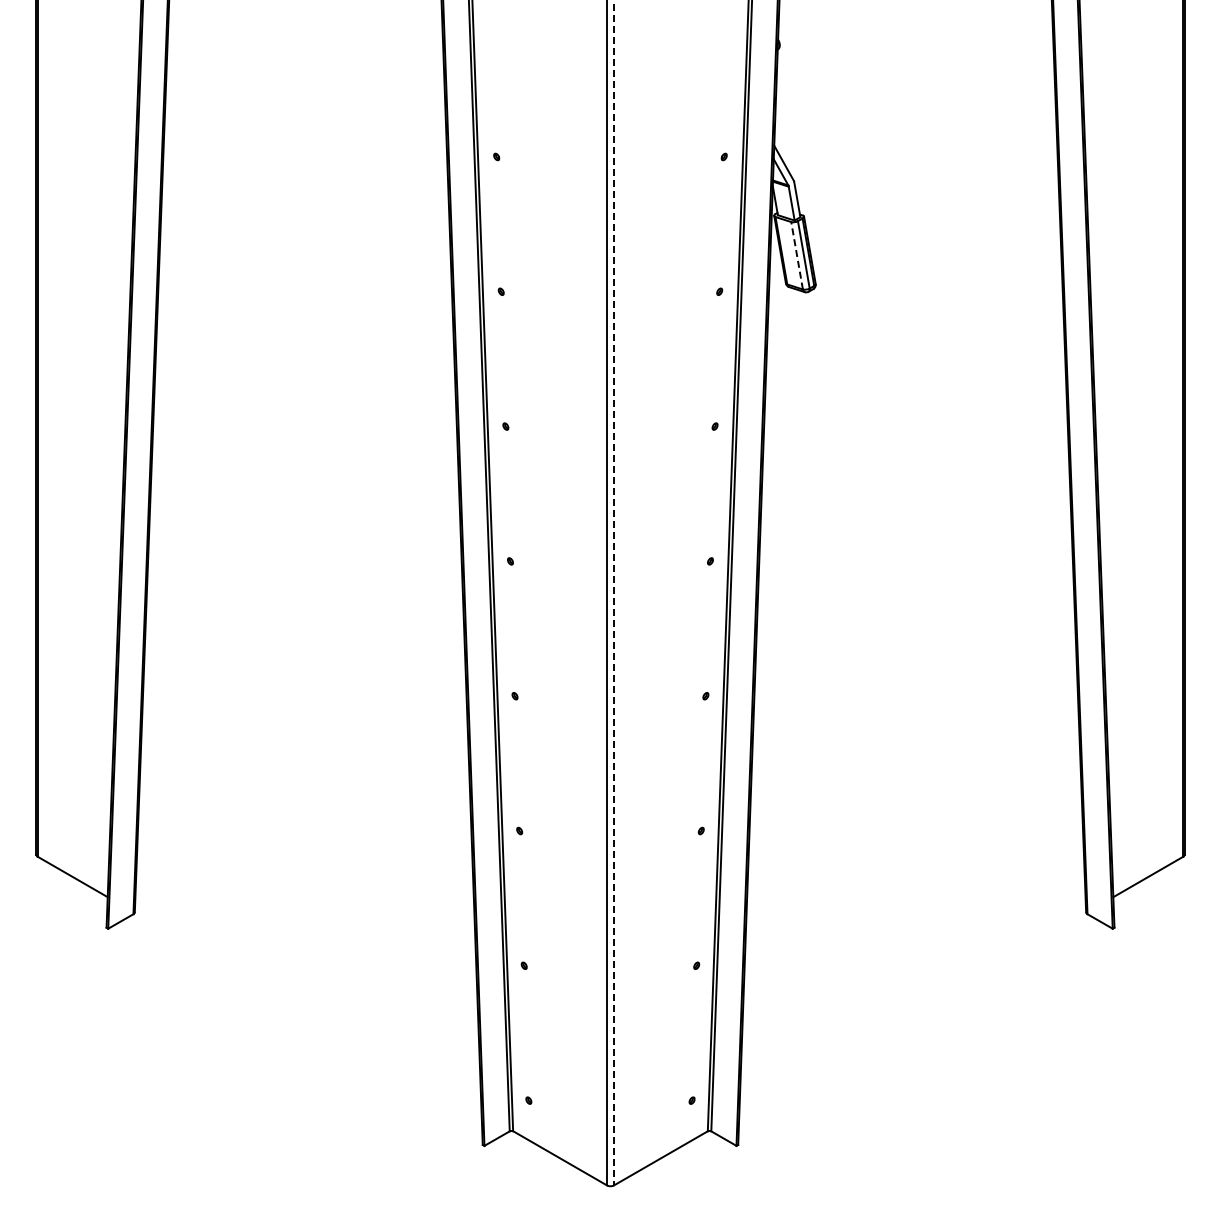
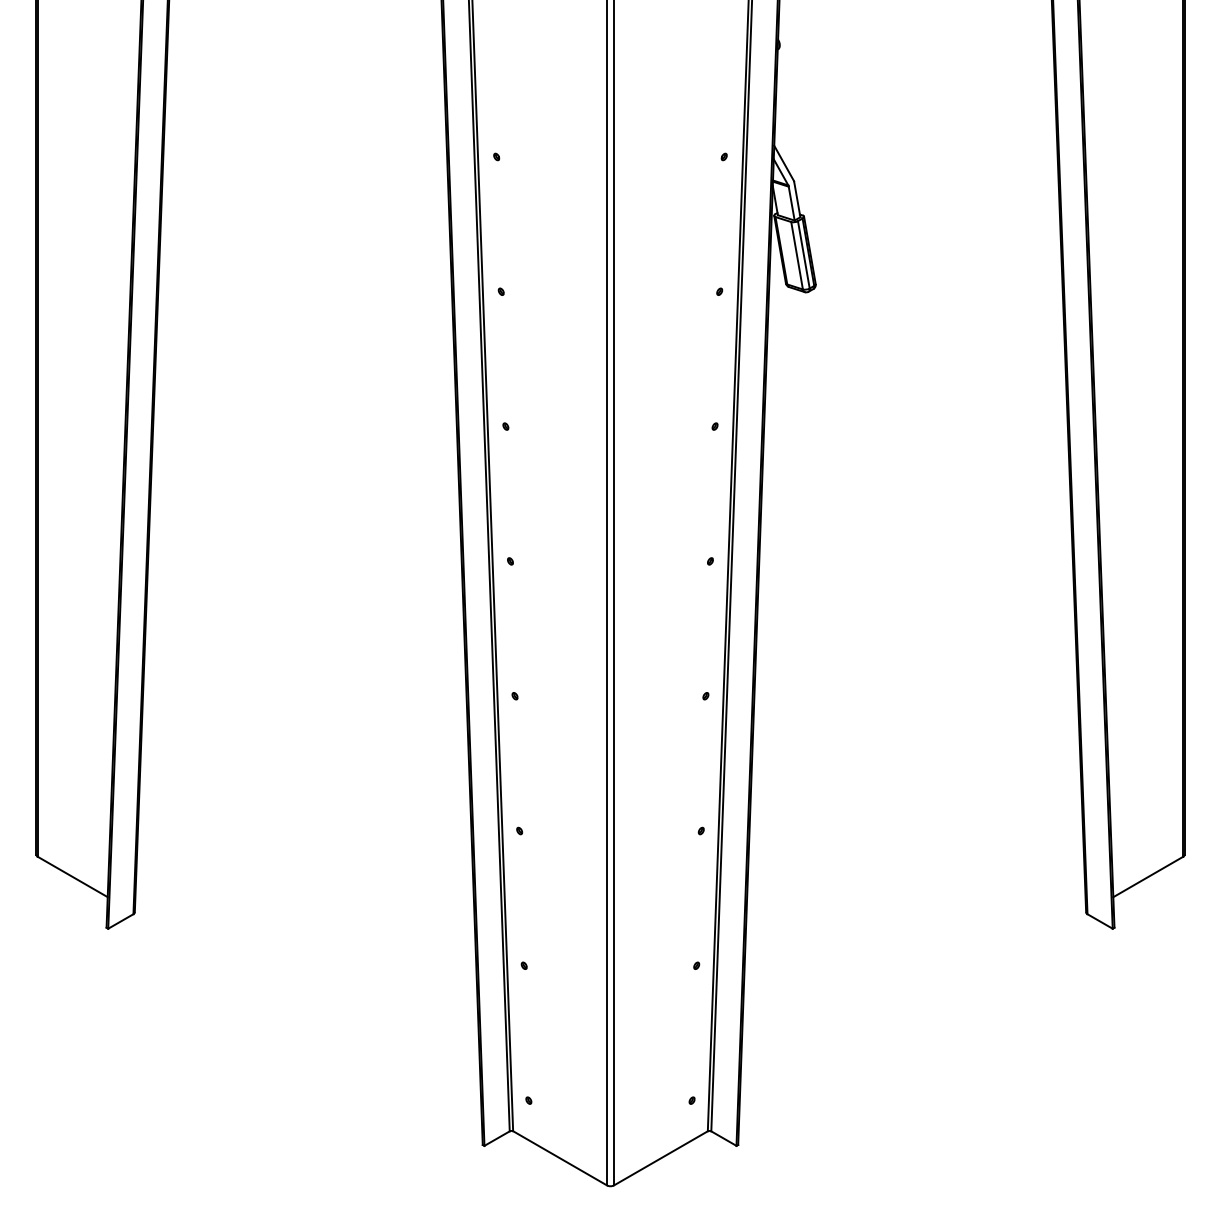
line: dashed -> solid (797, 255)
line: dashed -> solid (613, 593)
